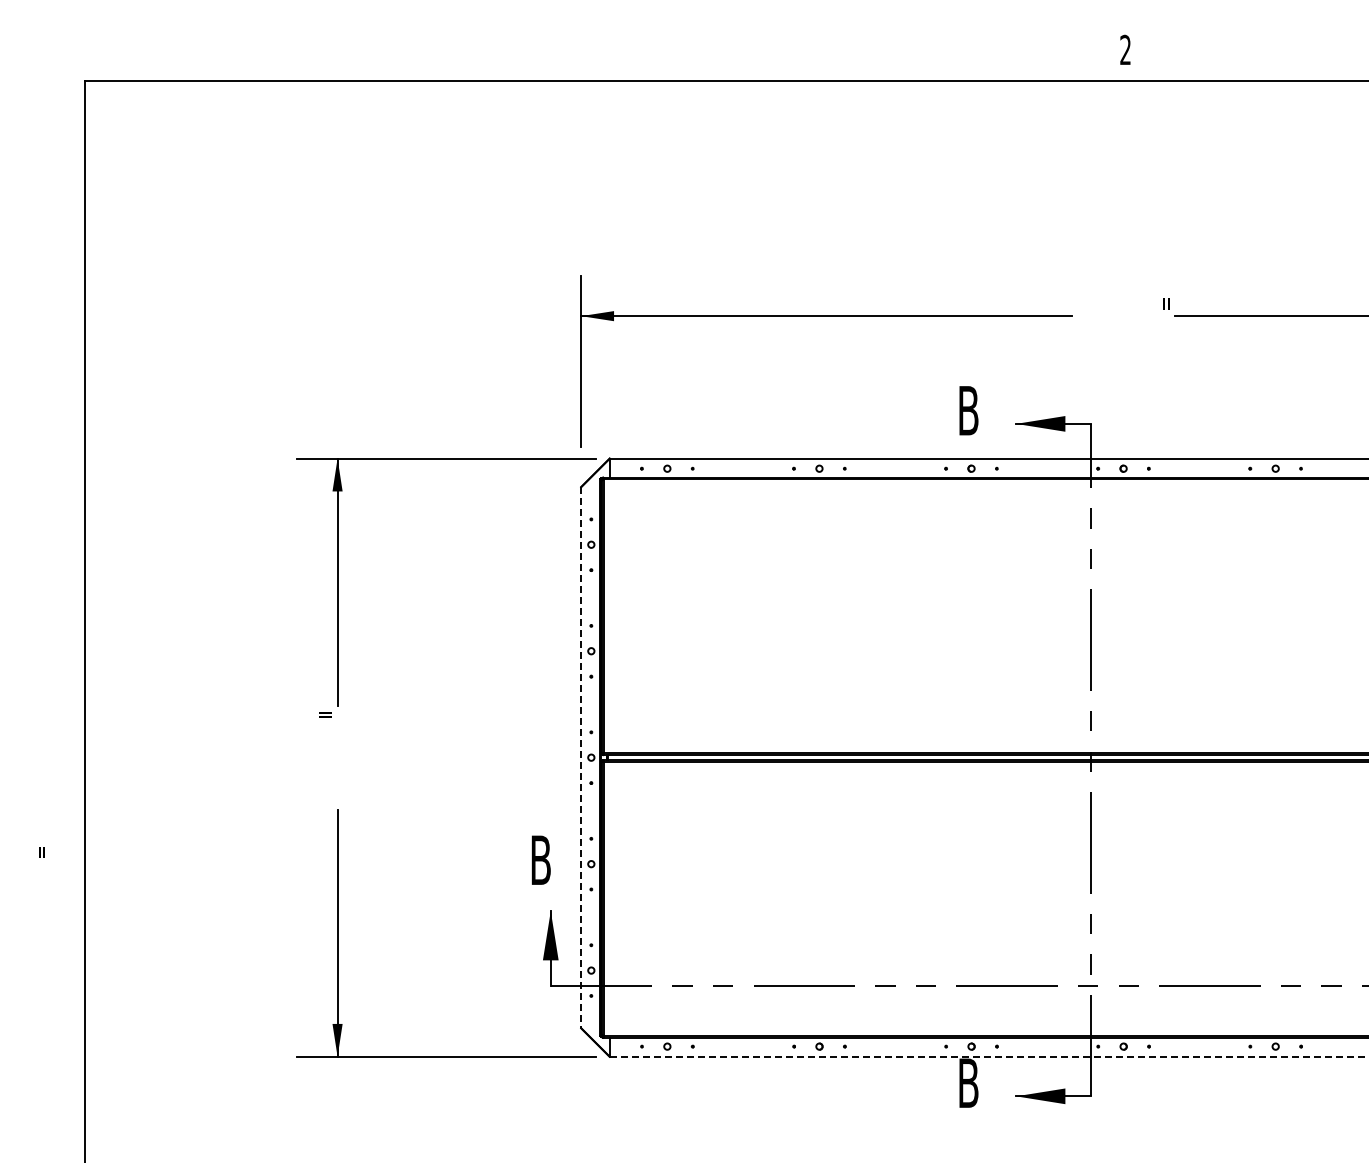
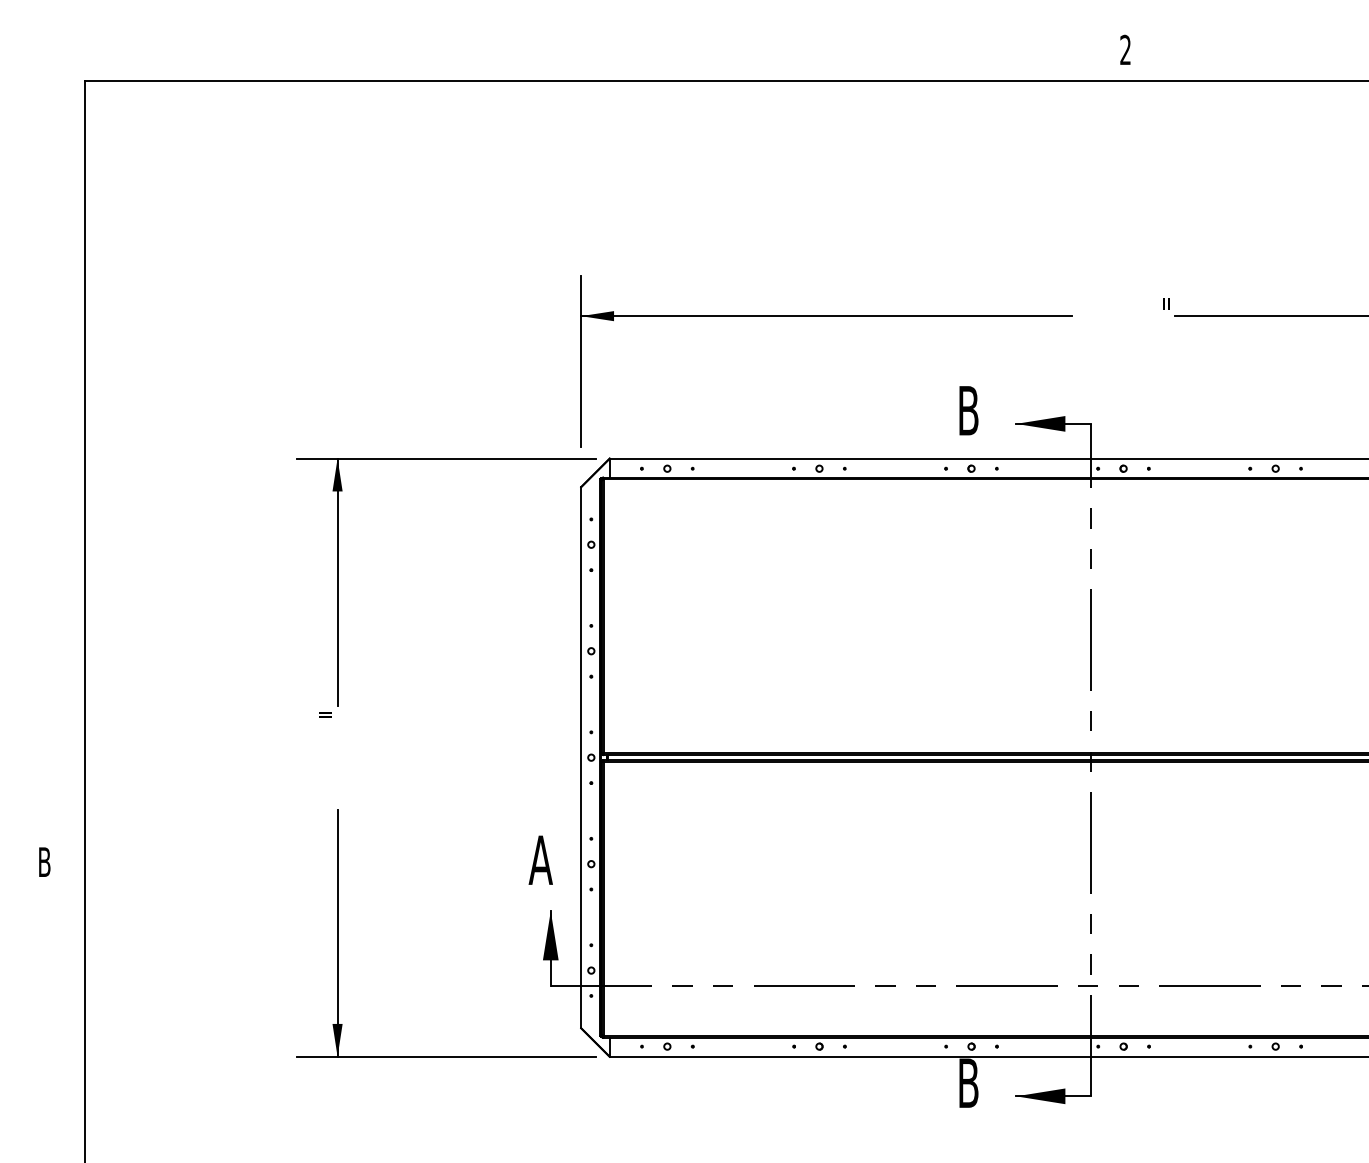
line: dashed -> solid (581, 757)
text: B -> A (540, 859)
text: " -> B (44, 861)
line: dashed -> solid (989, 1056)
